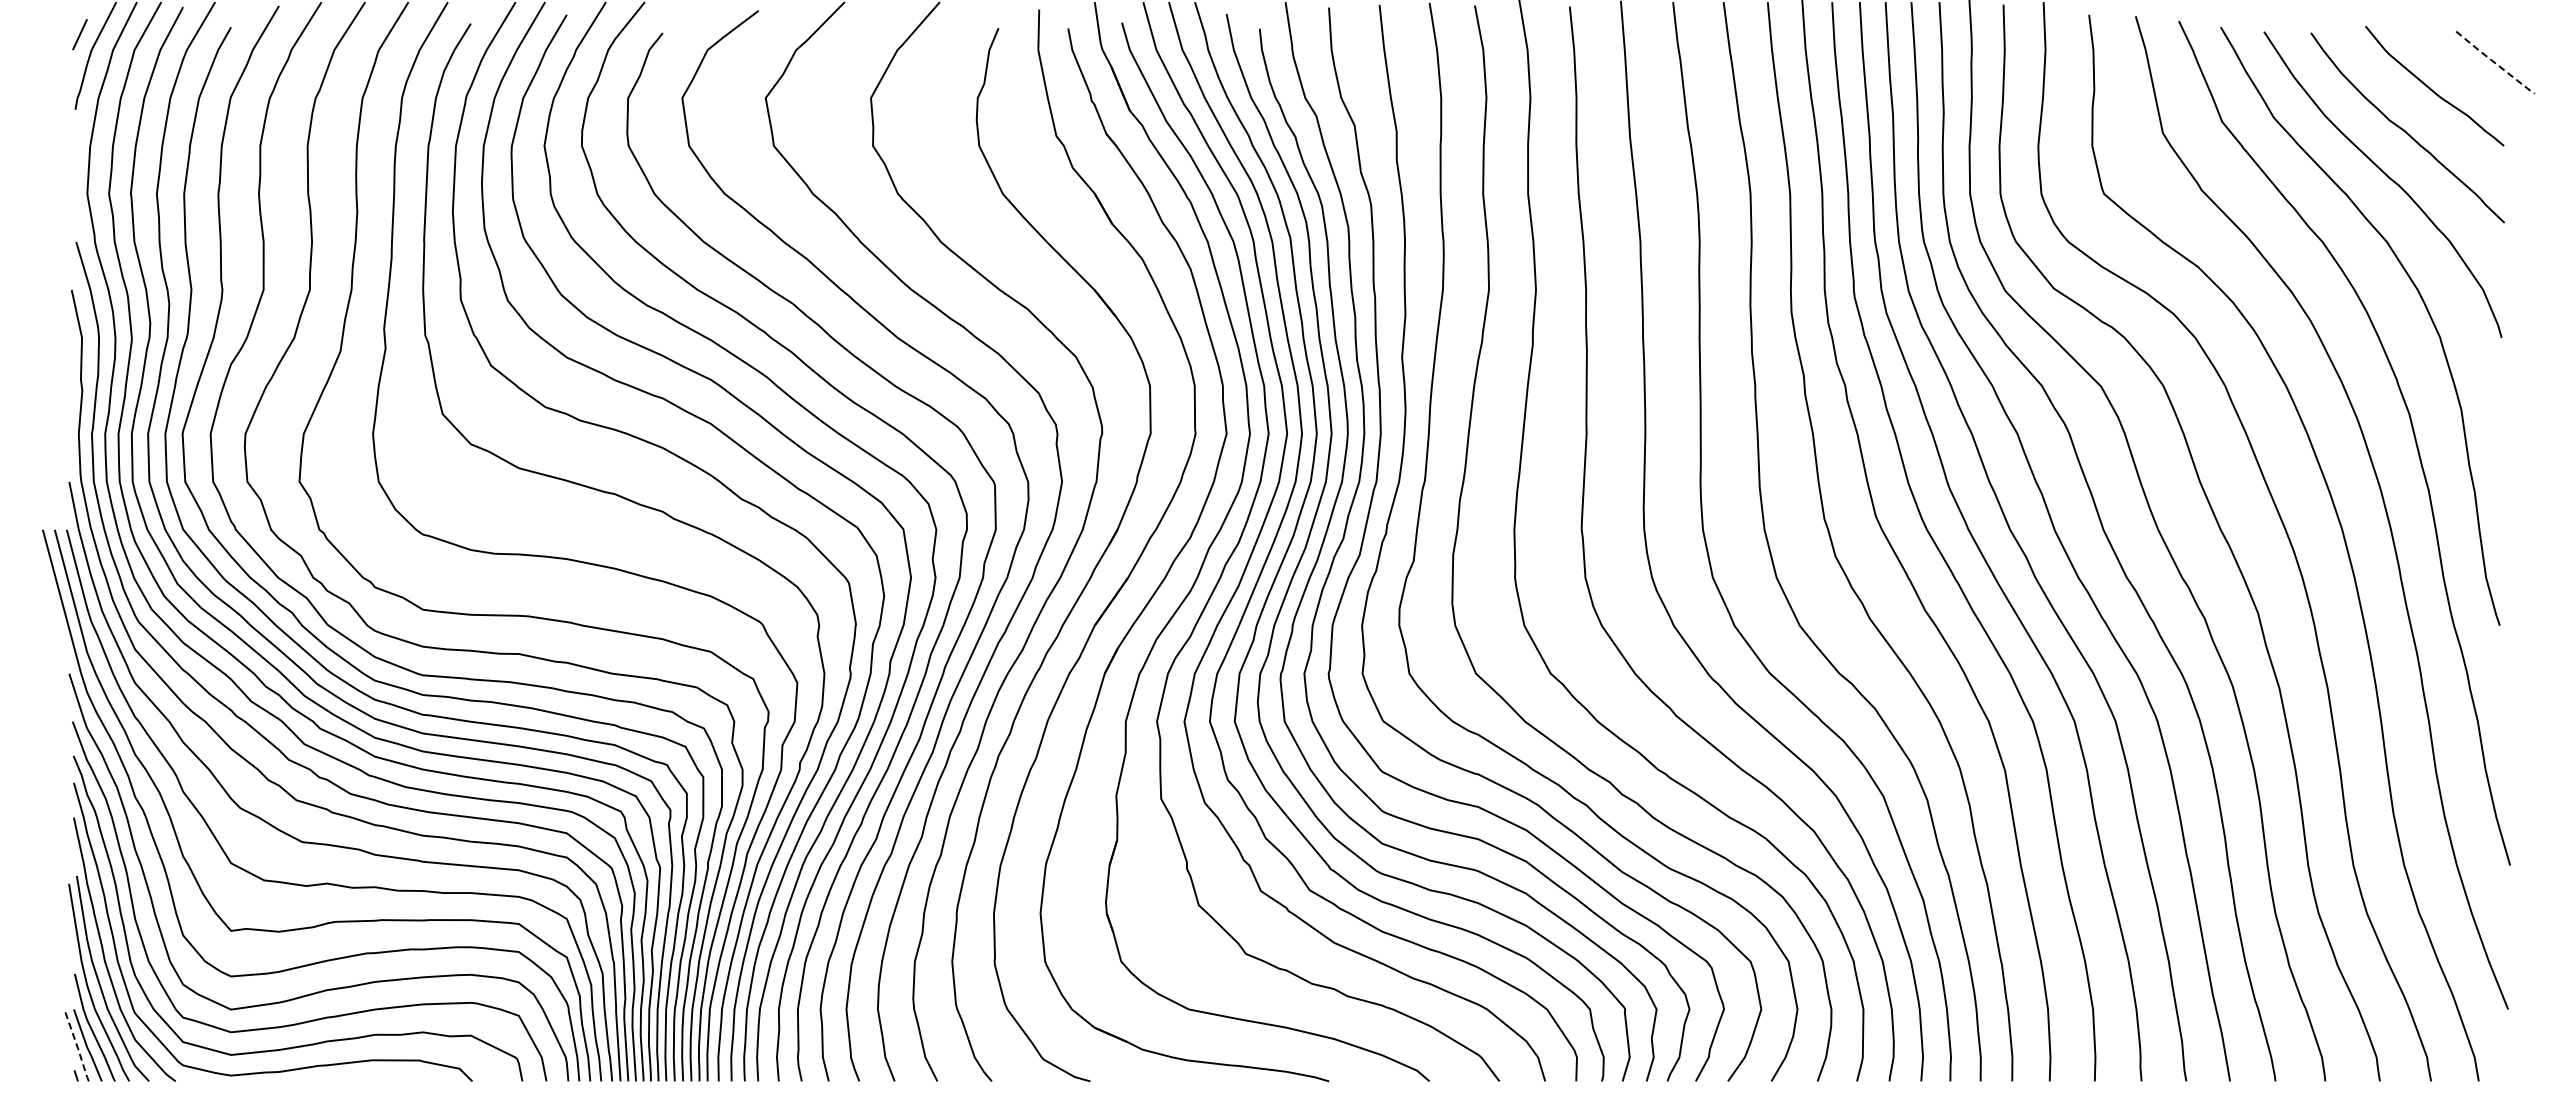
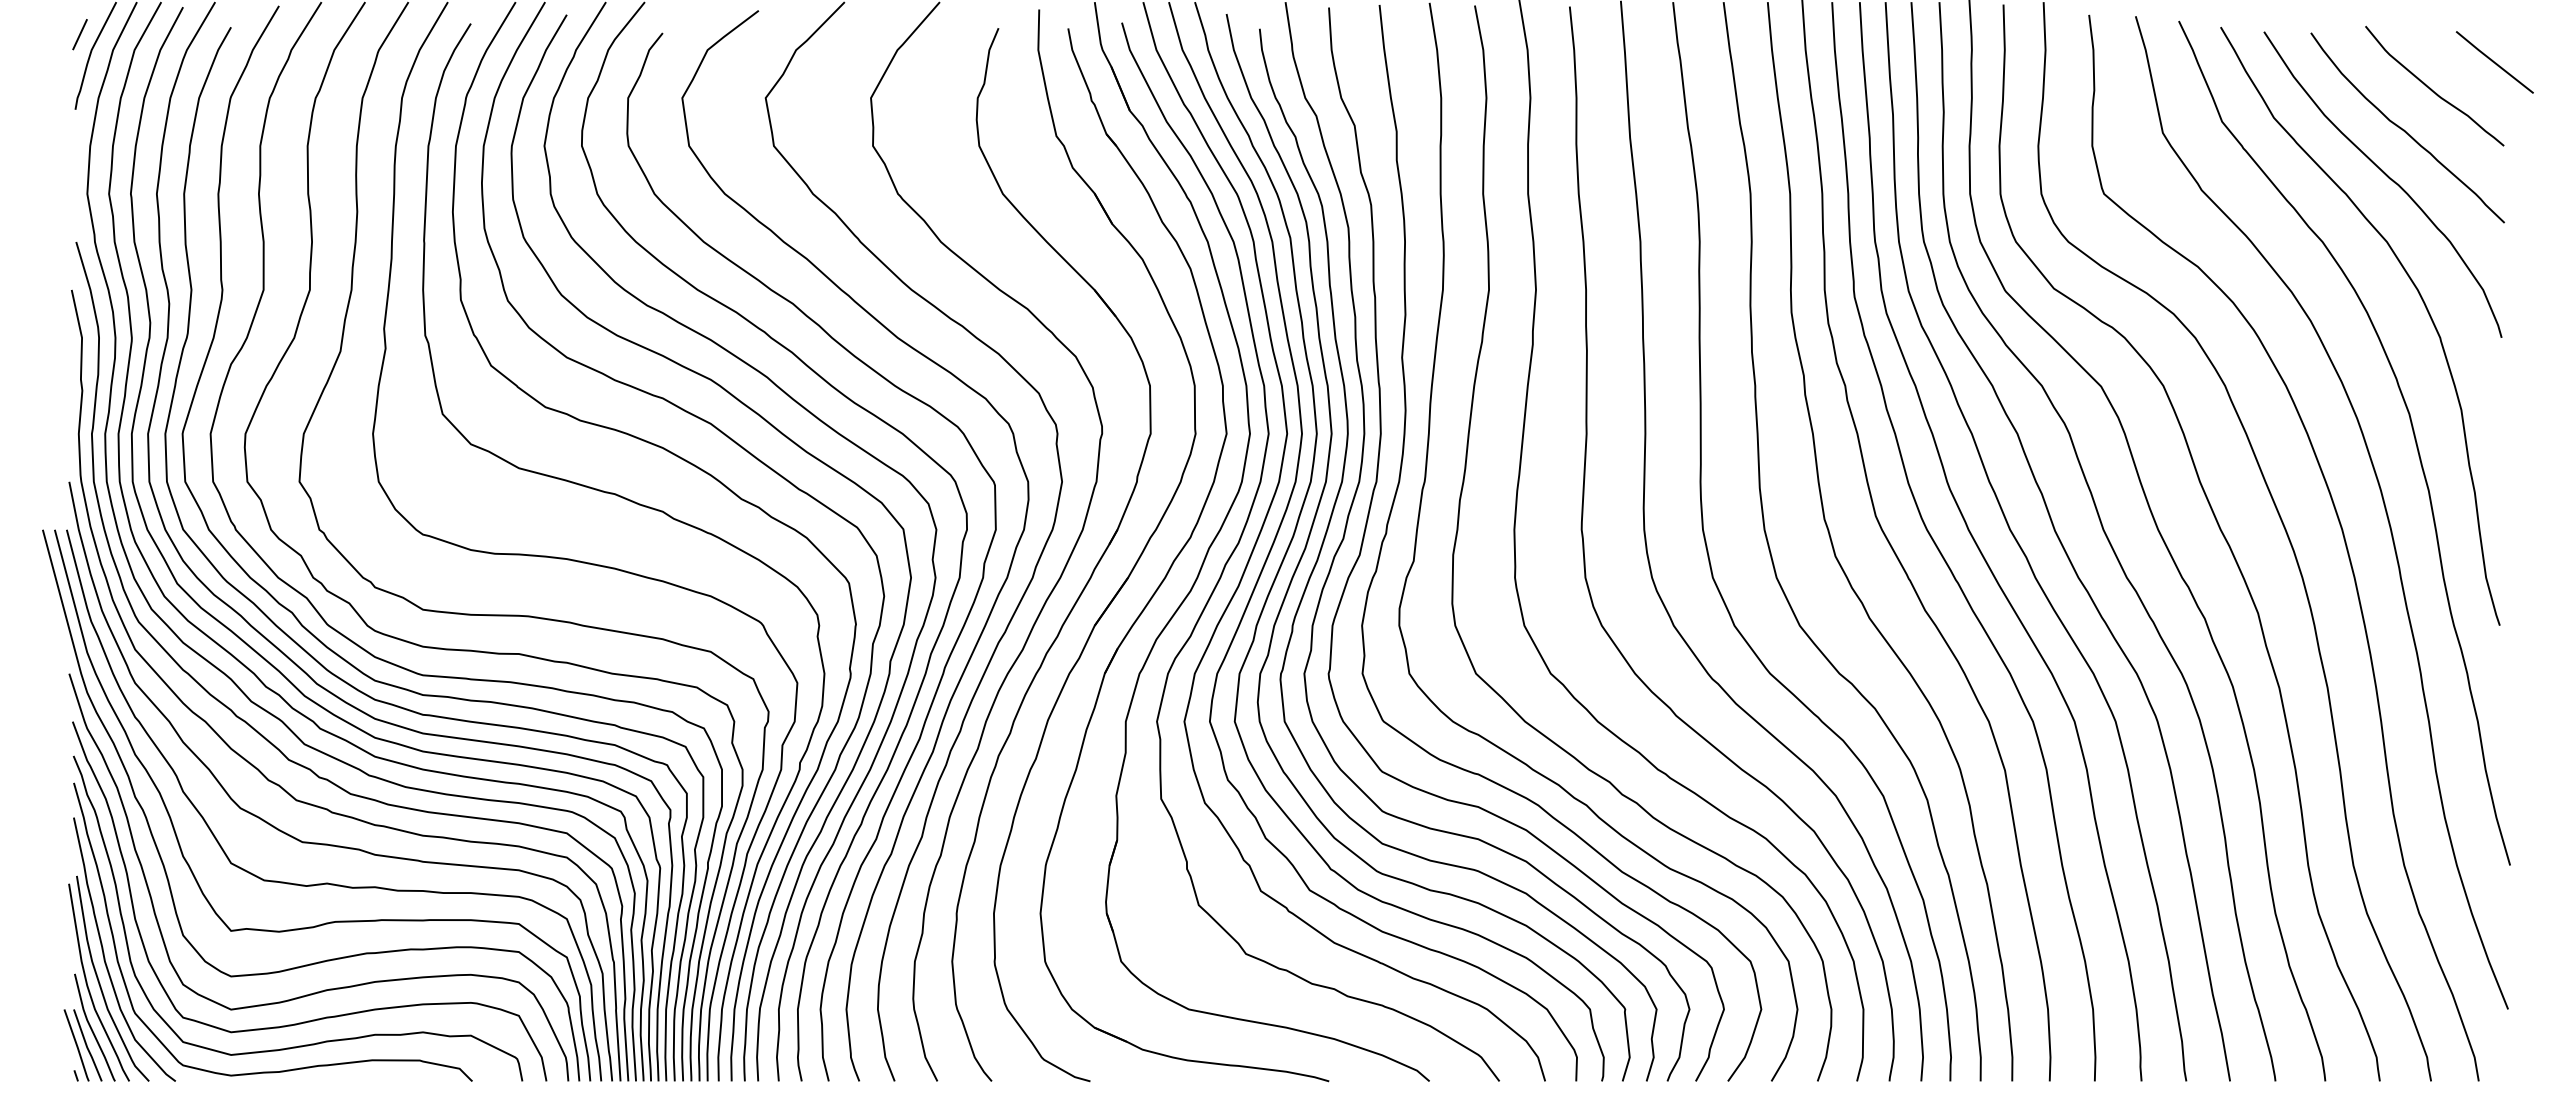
line: dashed -> solid (2494, 62)
line: dashed -> solid (77, 1046)
